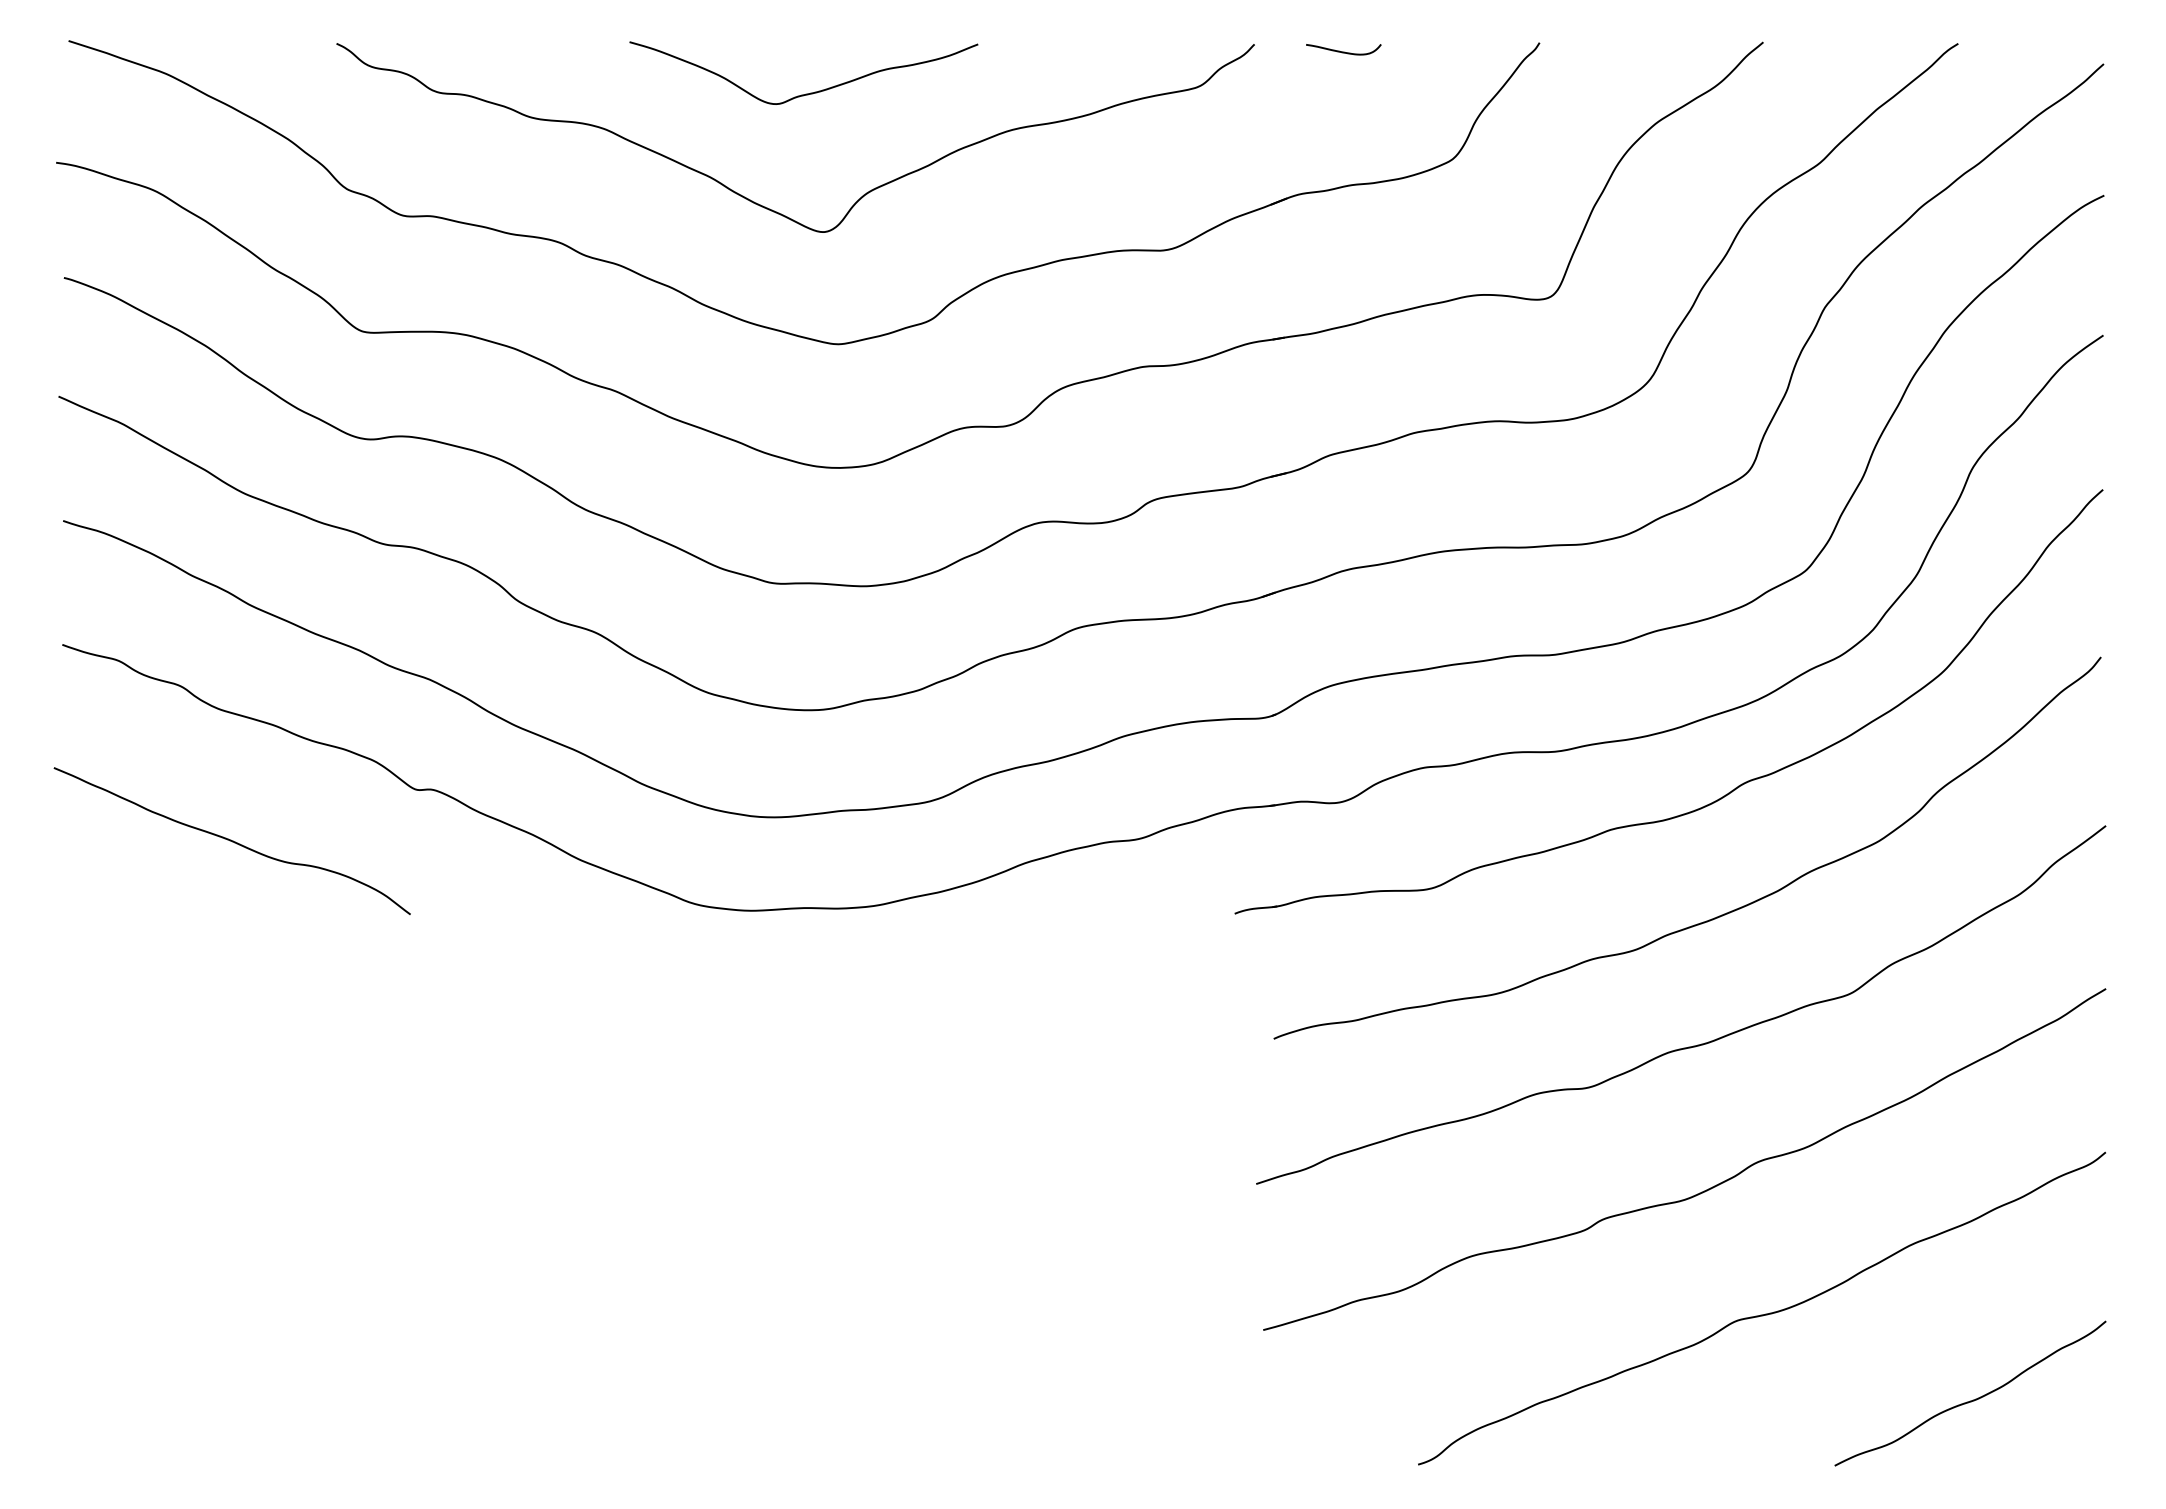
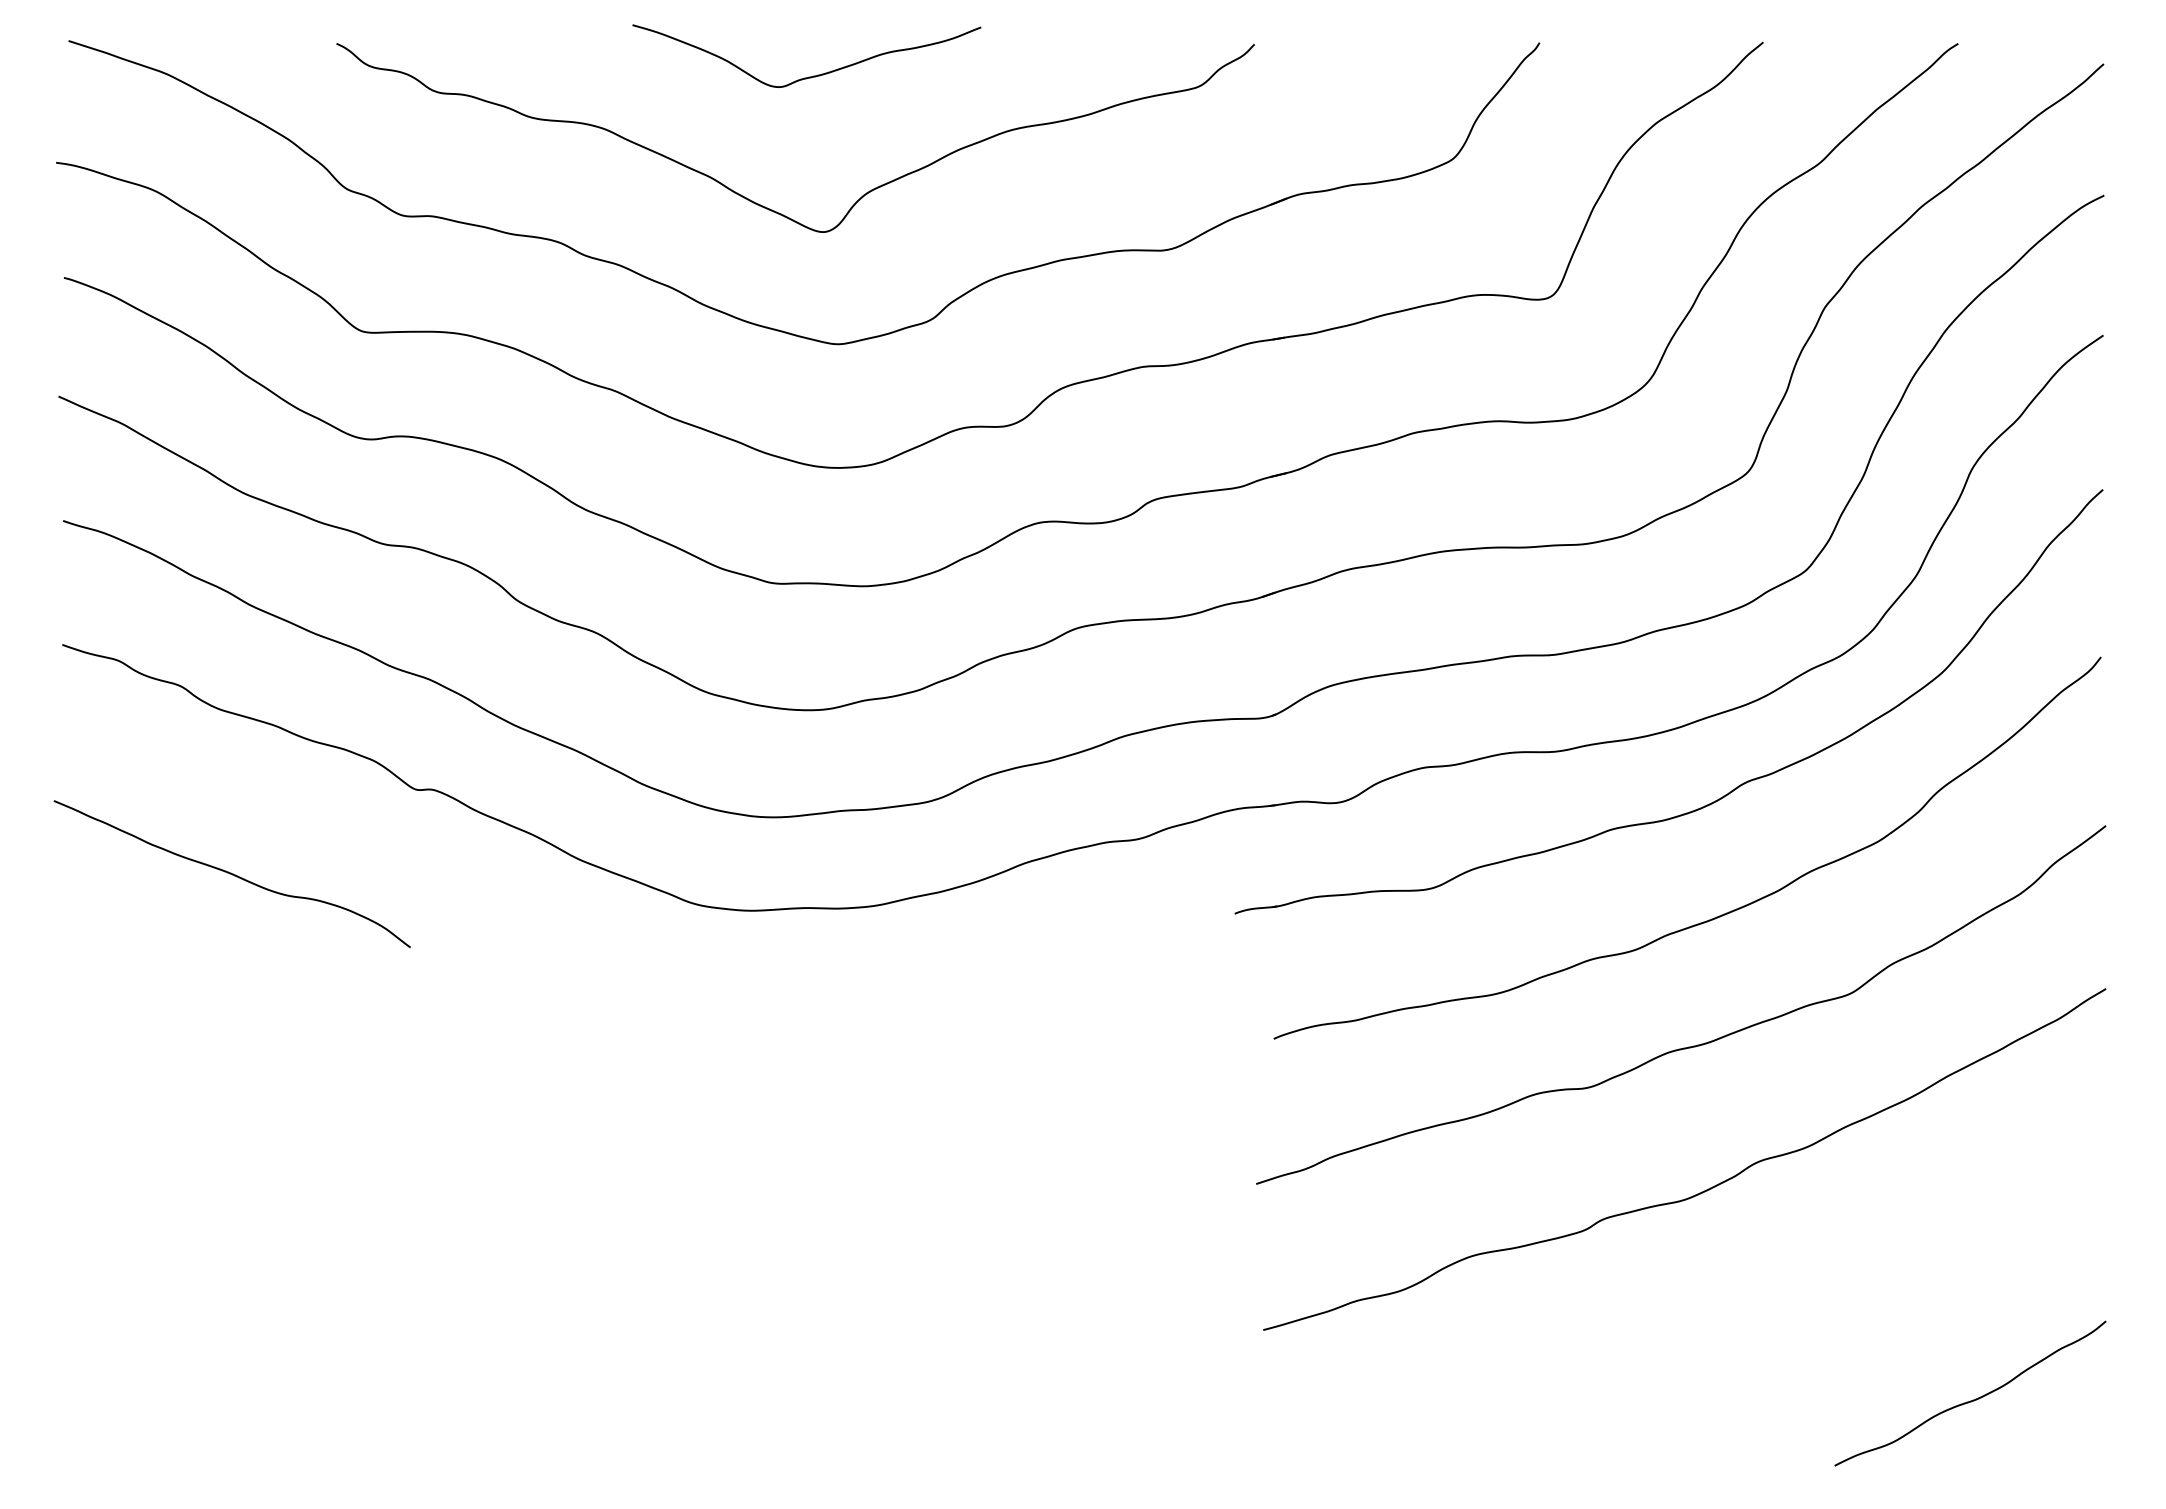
curve: present -> none (1343, 51)
curve position: (805, 93) -> (808, 76) (808, 76)
curve position: (231, 840) -> (231, 873) (231, 873)
curve: present -> none (1761, 1314)
